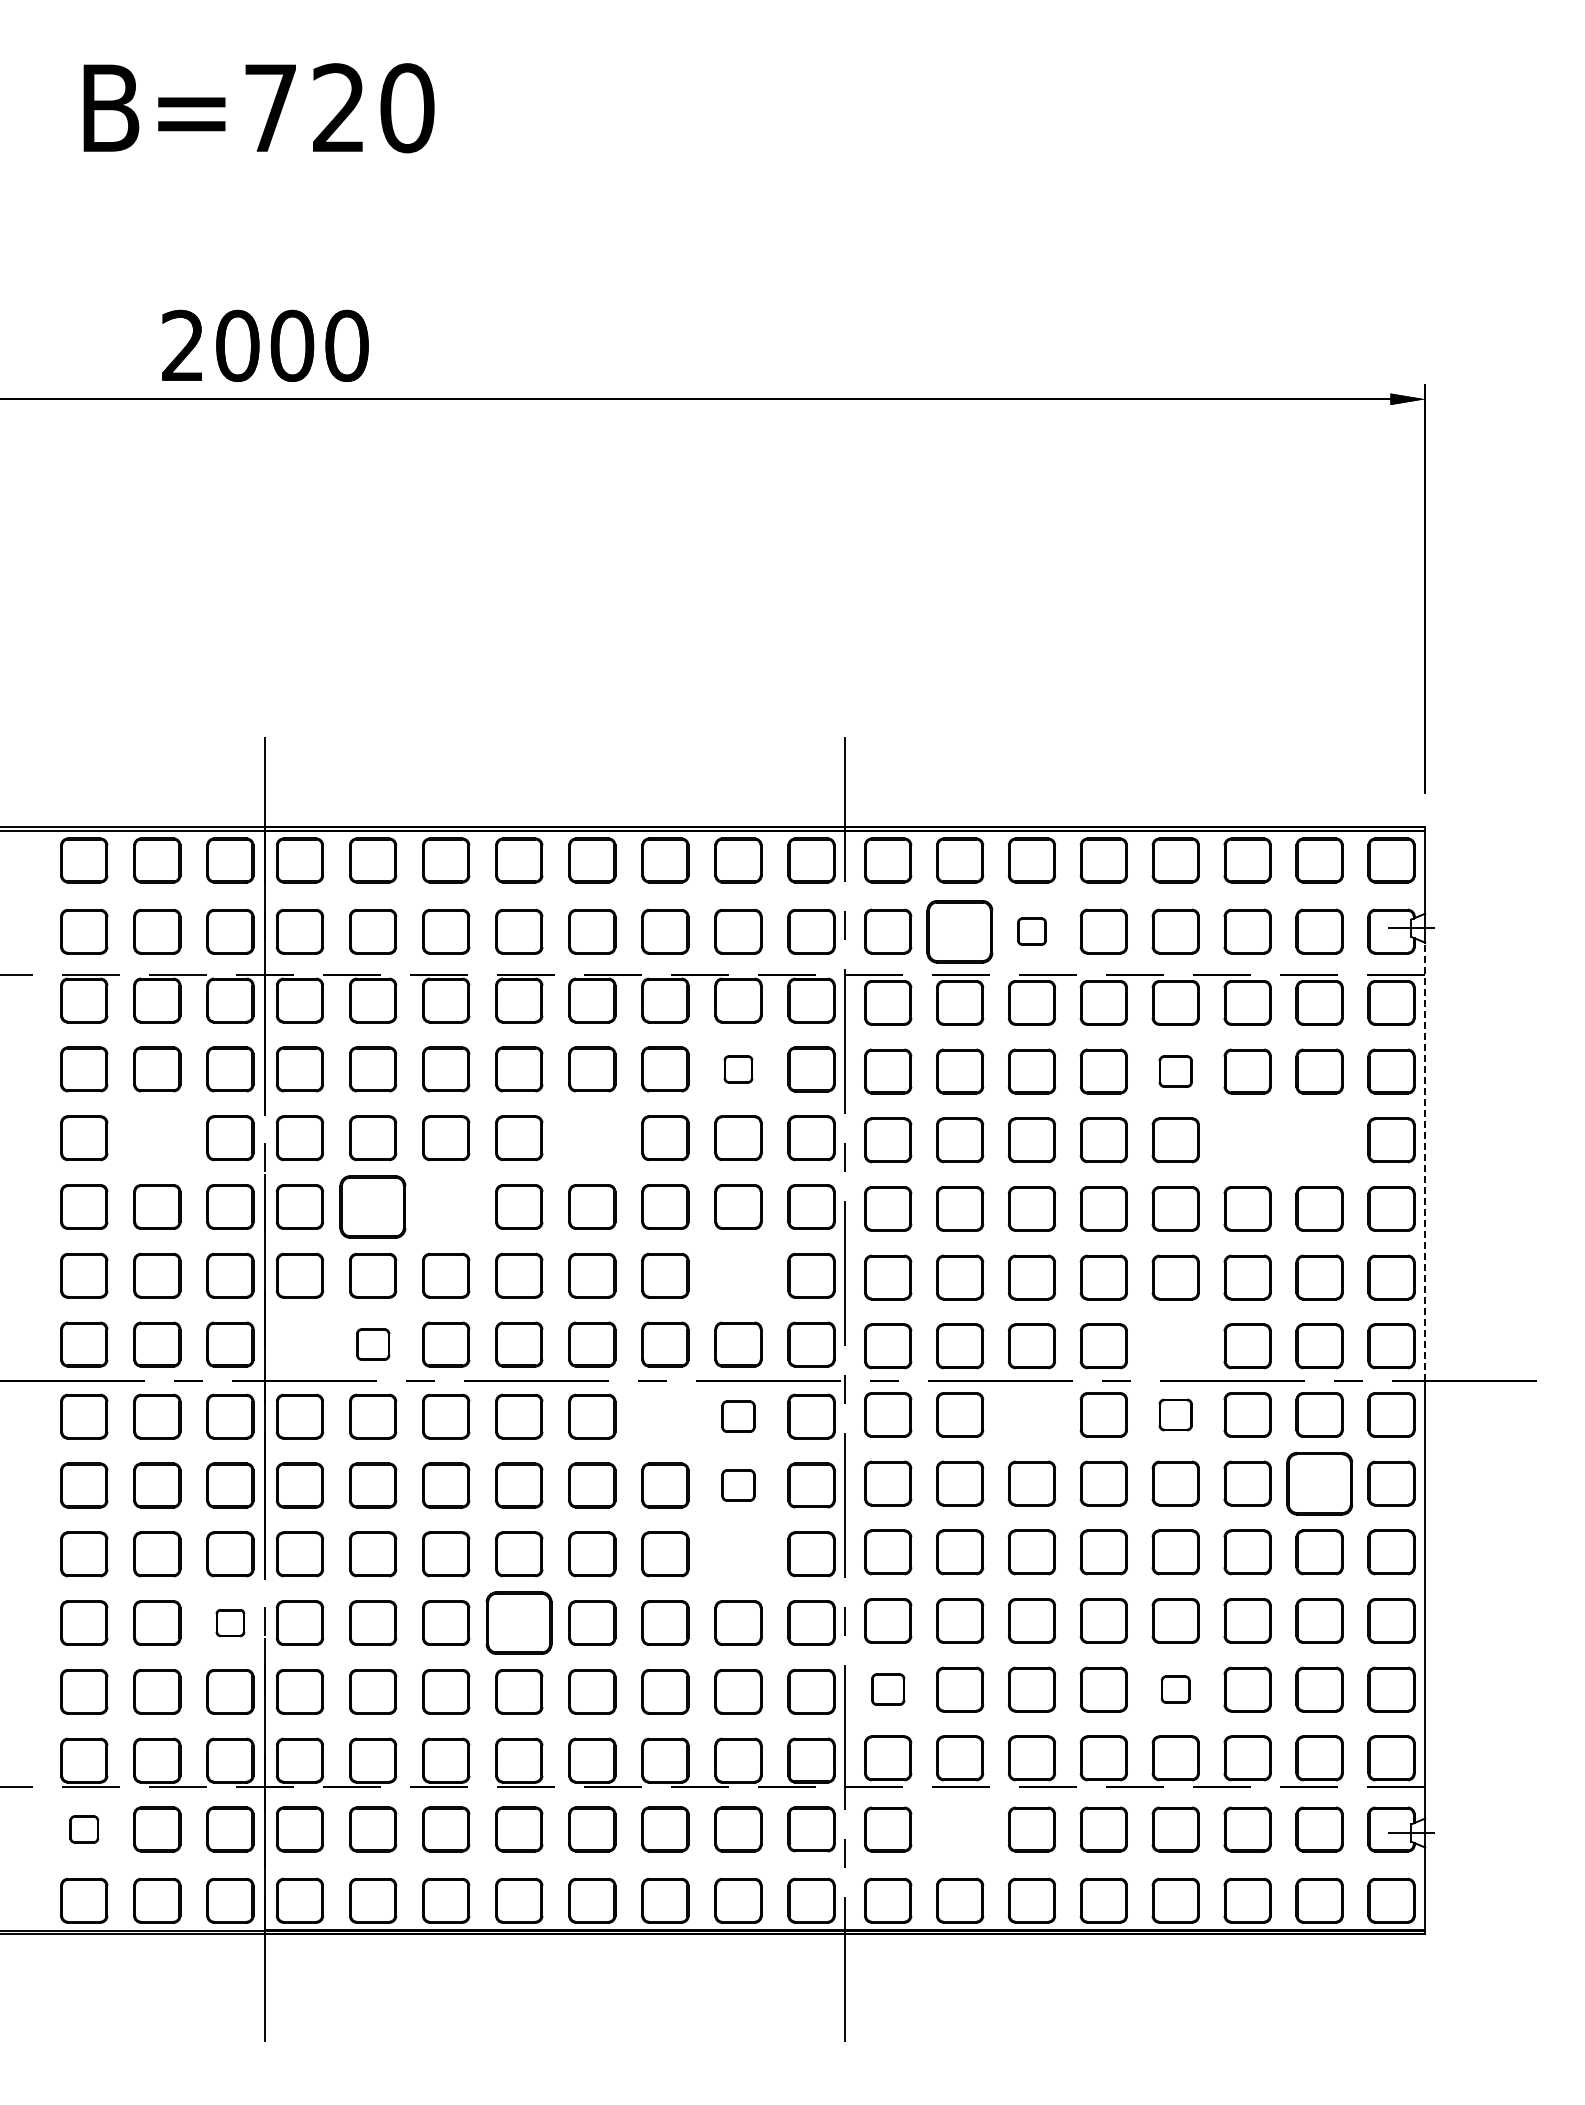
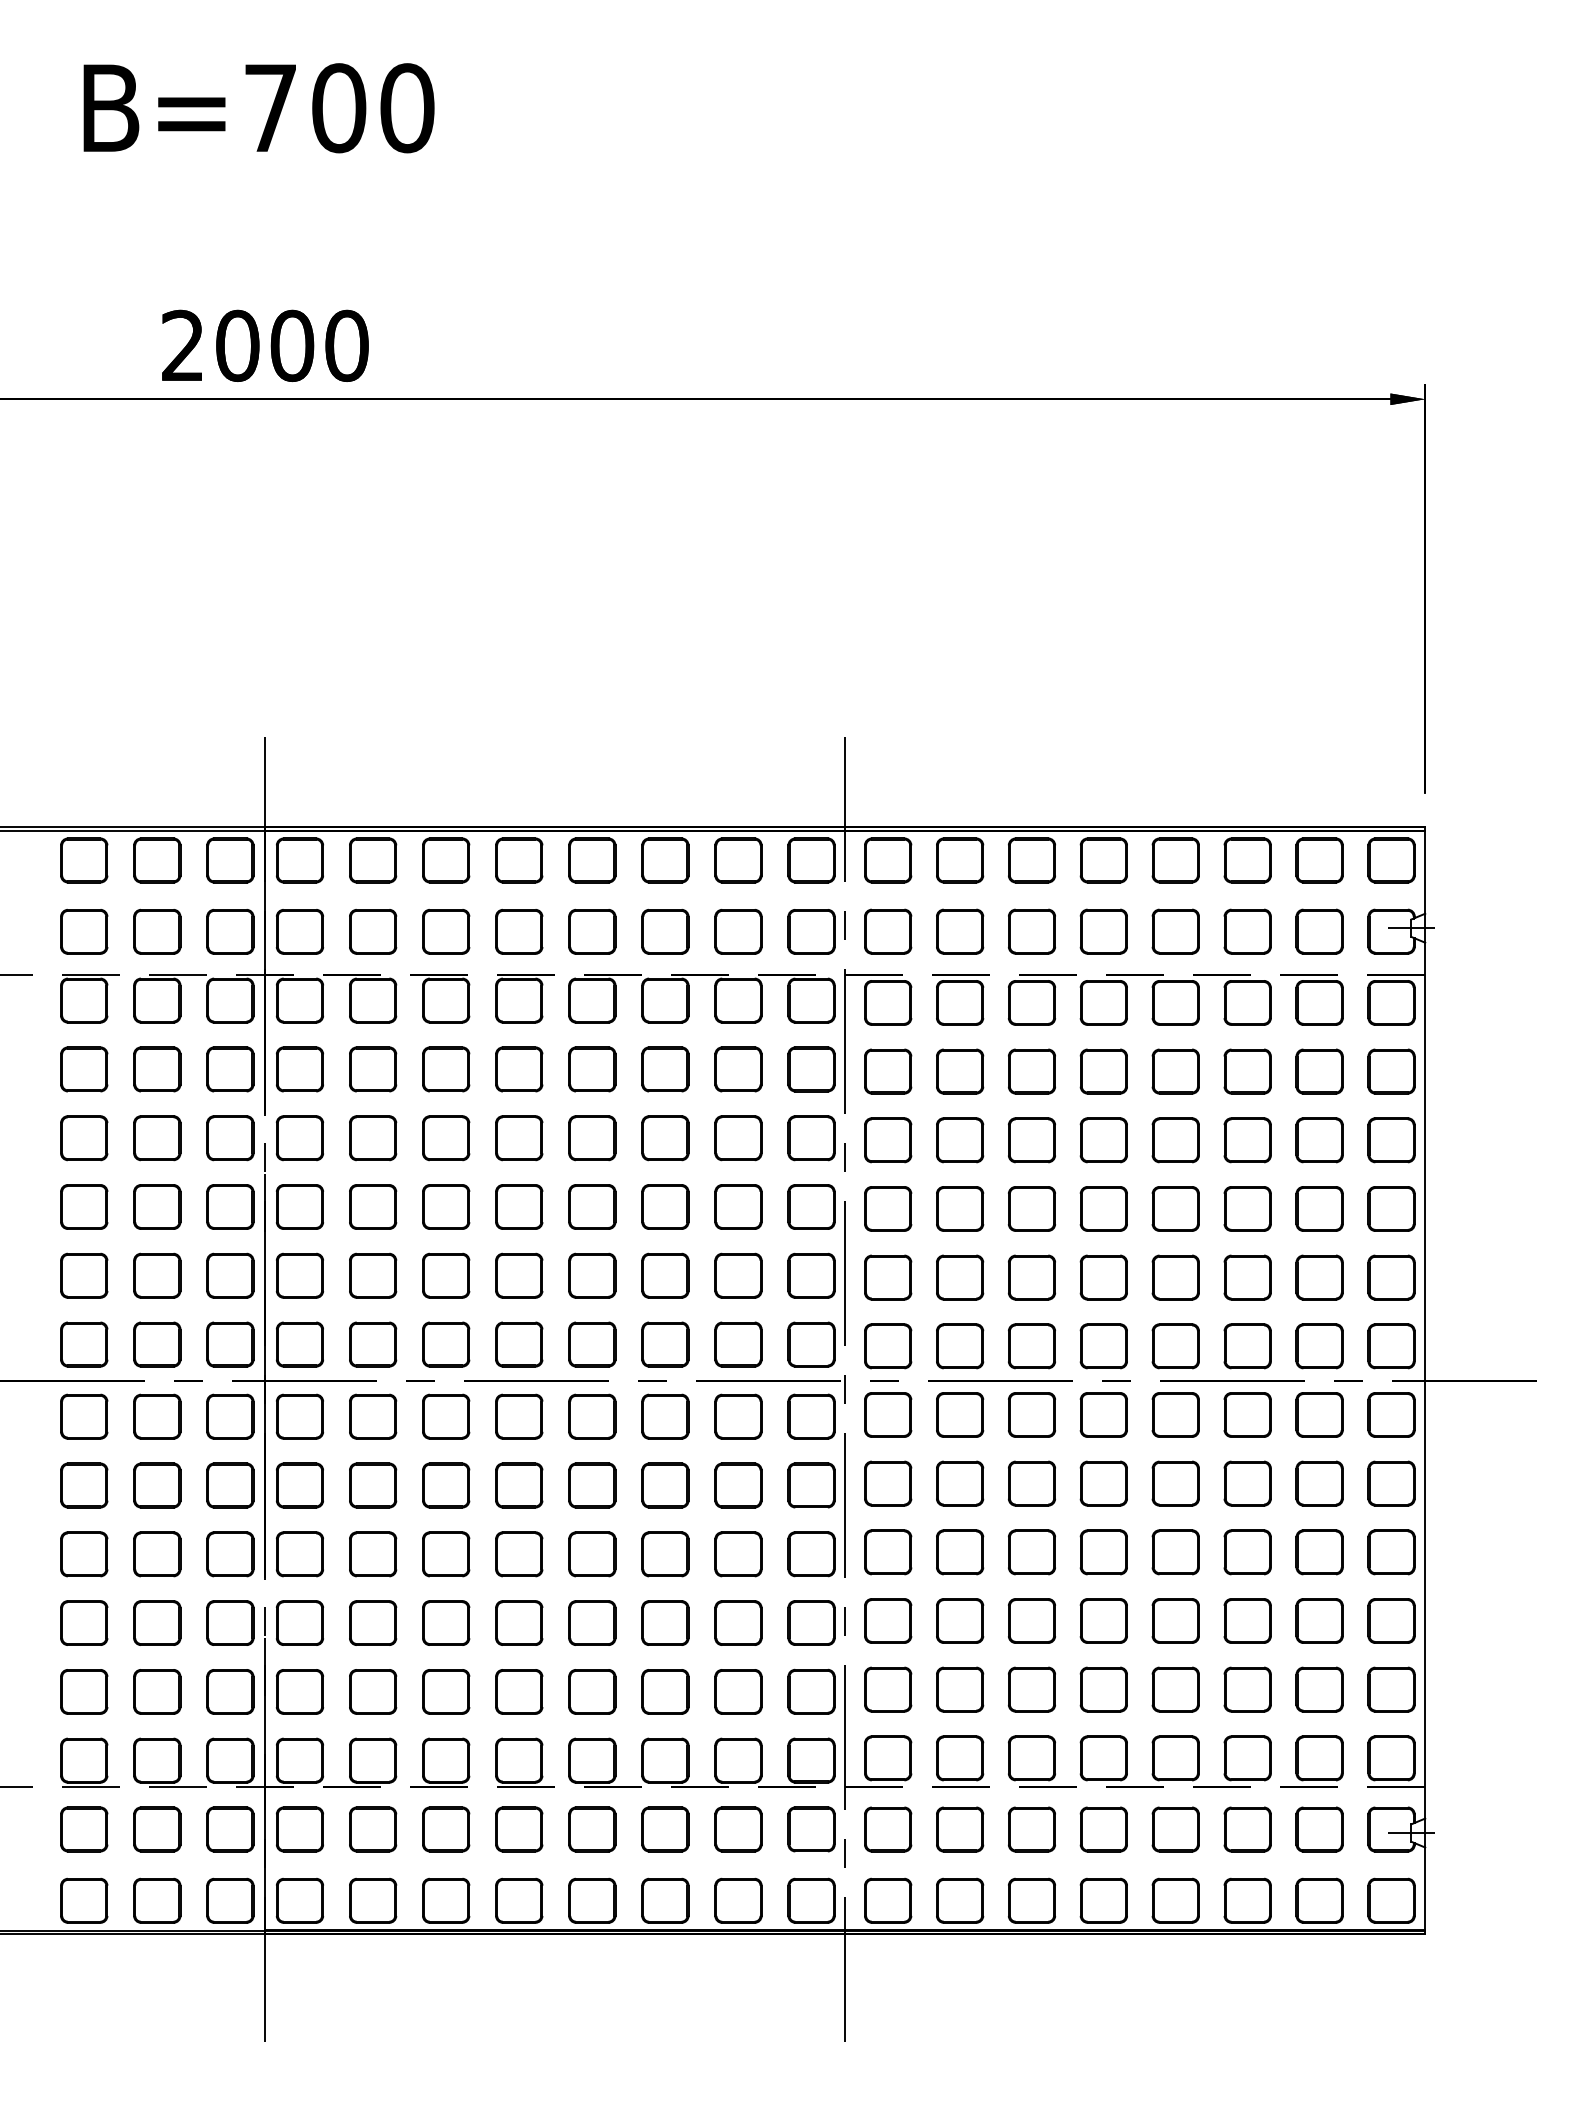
text: B=720 -> B=700 (339, 108)
part size: 68x64 px -> 49x47 px (960, 931)
part size: 30x29 px -> 48x47 px (1031, 931)
part size: 31x29 px -> 49x47 px (738, 1069)
part size: 35x33 px -> 49x47 px (1175, 1071)
part: none -> present (157, 1138)
part: none -> present (592, 1138)
part: none -> present (1247, 1140)
part: none -> present (1319, 1140)
line: dashed -> solid (1425, 1161)
part size: 68x64 px -> 49x46 px (373, 1206)
part: none -> present (446, 1206)
part: none -> present (738, 1275)
part: none -> present (299, 1344)
part size: 35x33 px -> 49x47 px (373, 1344)
part: none -> present (1175, 1346)
part: none -> present (1031, 1414)
part size: 35x34 px -> 49x46 px (1175, 1414)
part: none -> present (665, 1416)
part size: 35x33 px -> 49x47 px (738, 1416)
part size: 68x64 px -> 49x47 px (1319, 1483)
part size: 35x33 px -> 49x47 px (738, 1485)
part: none -> present (738, 1554)
part size: 68x64 px -> 49x46 px (519, 1622)
part size: 31x29 px -> 49x46 px (230, 1622)
part size: 35x33 px -> 49x47 px (888, 1689)
part size: 30x29 px -> 49x47 px (1175, 1689)
part size: 31x29 px -> 49x47 px (84, 1829)
part: none -> present (960, 1829)
